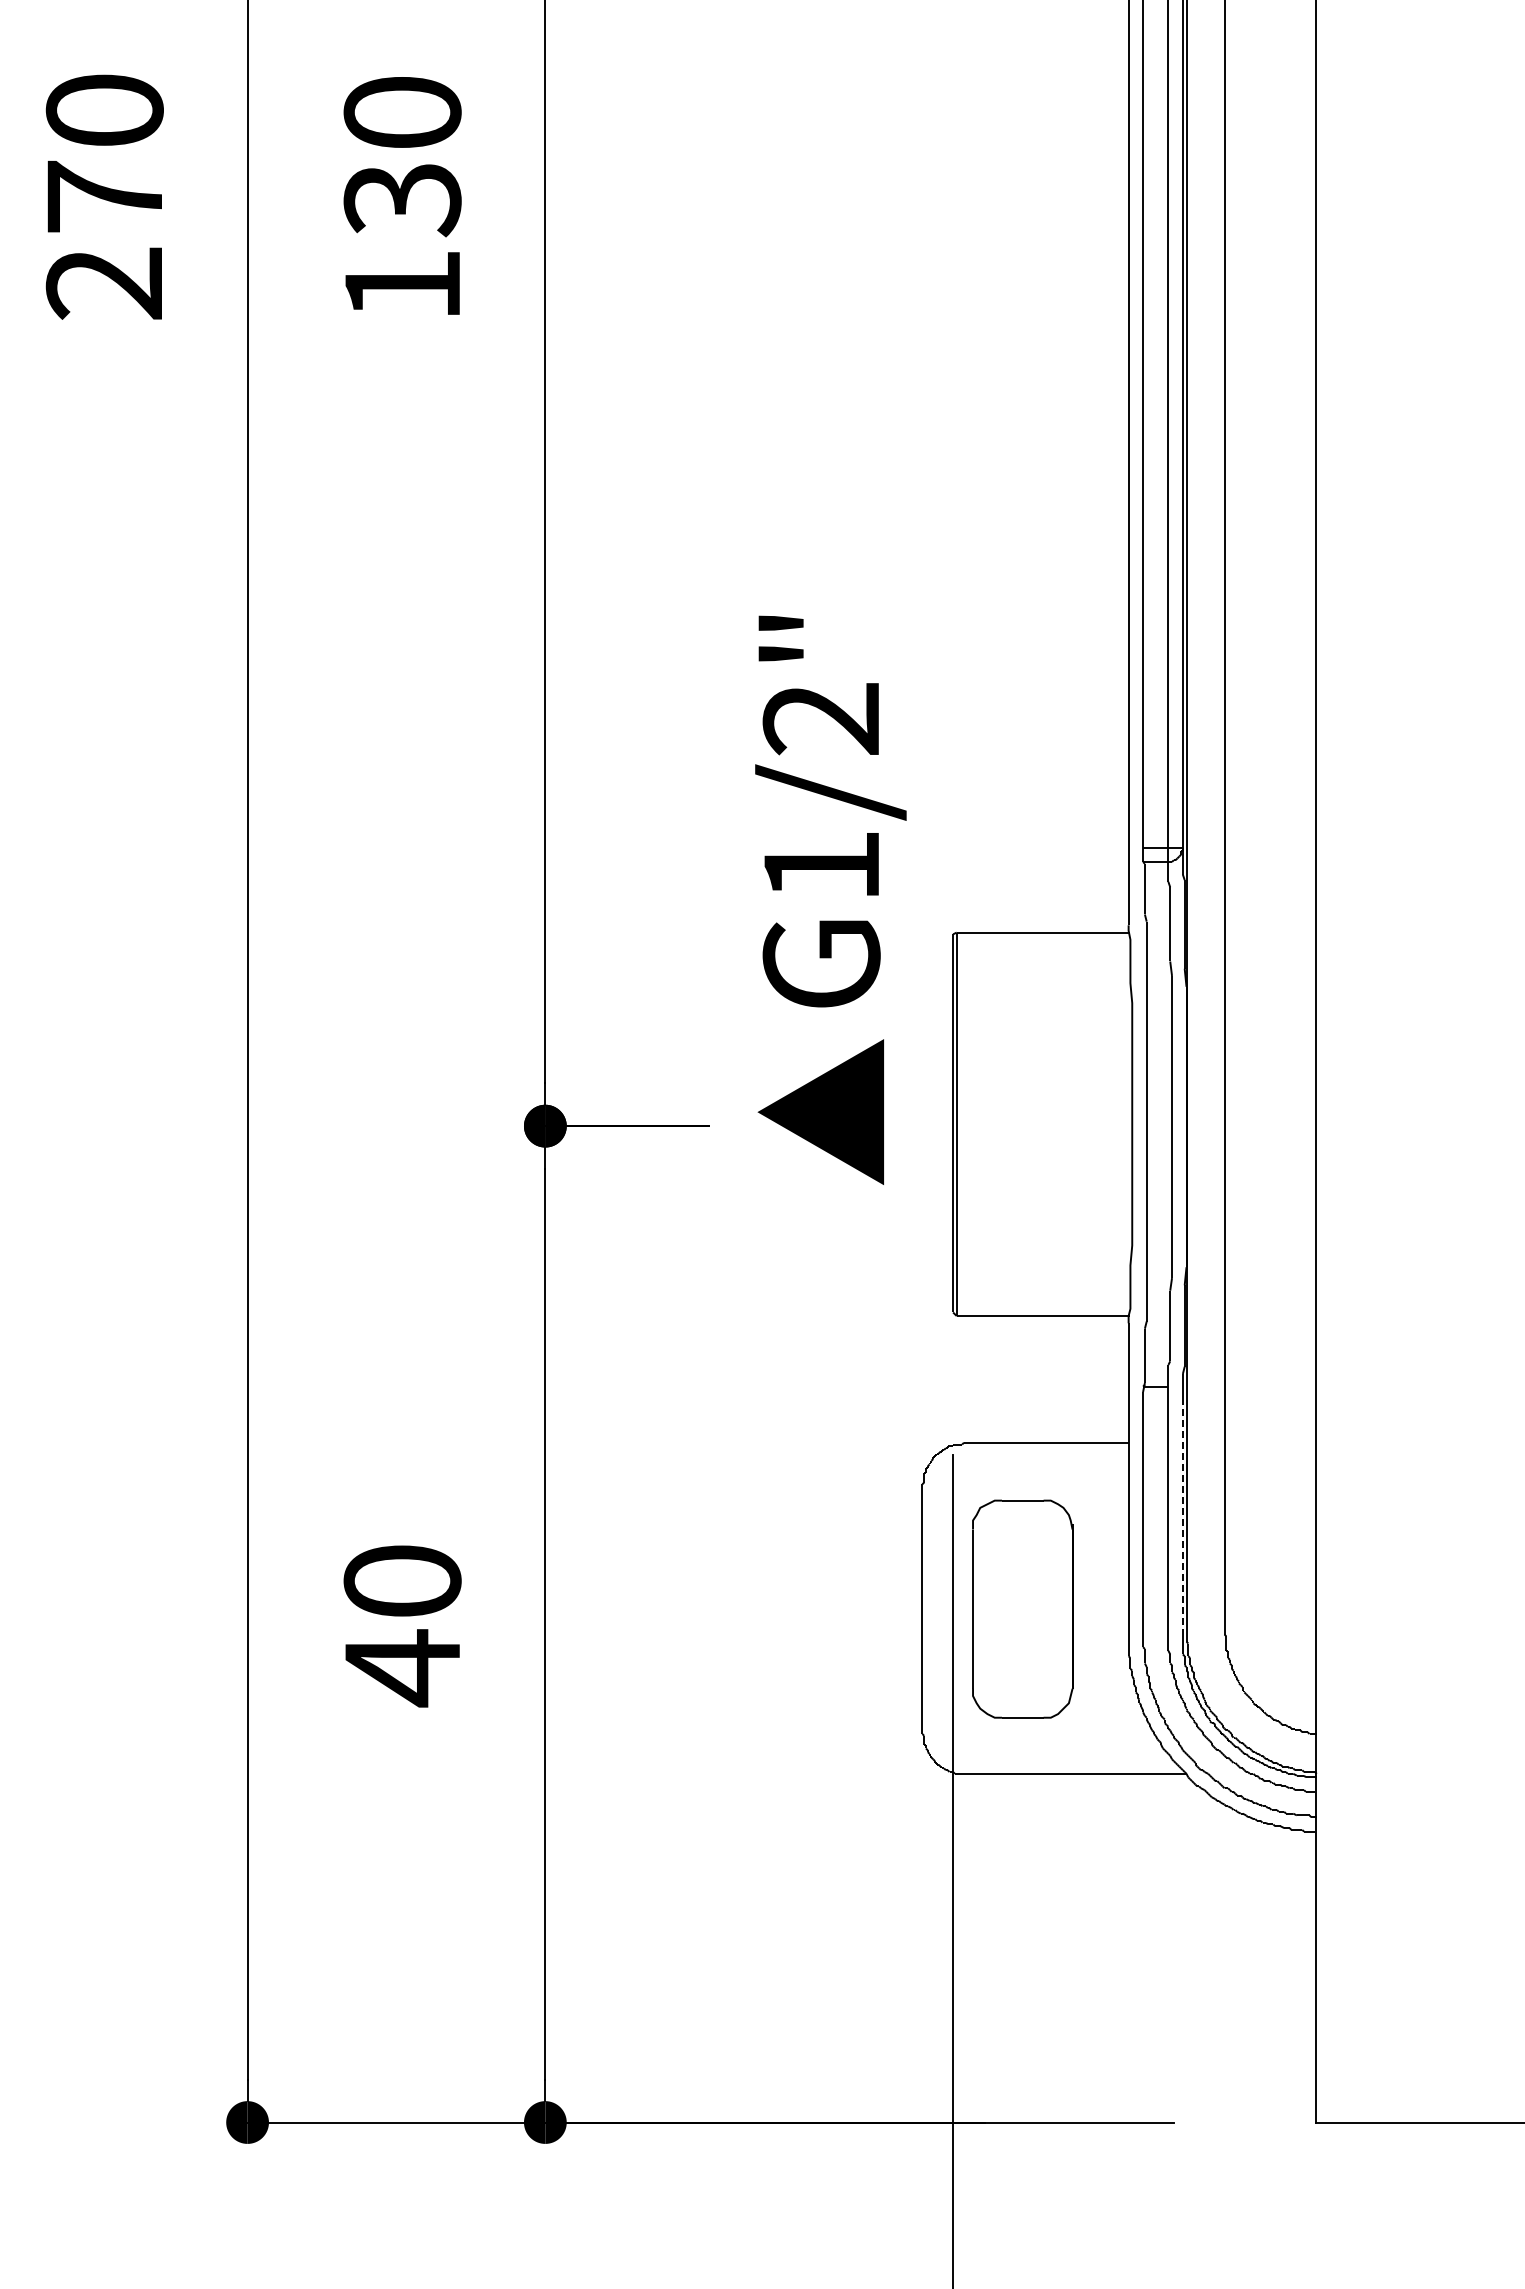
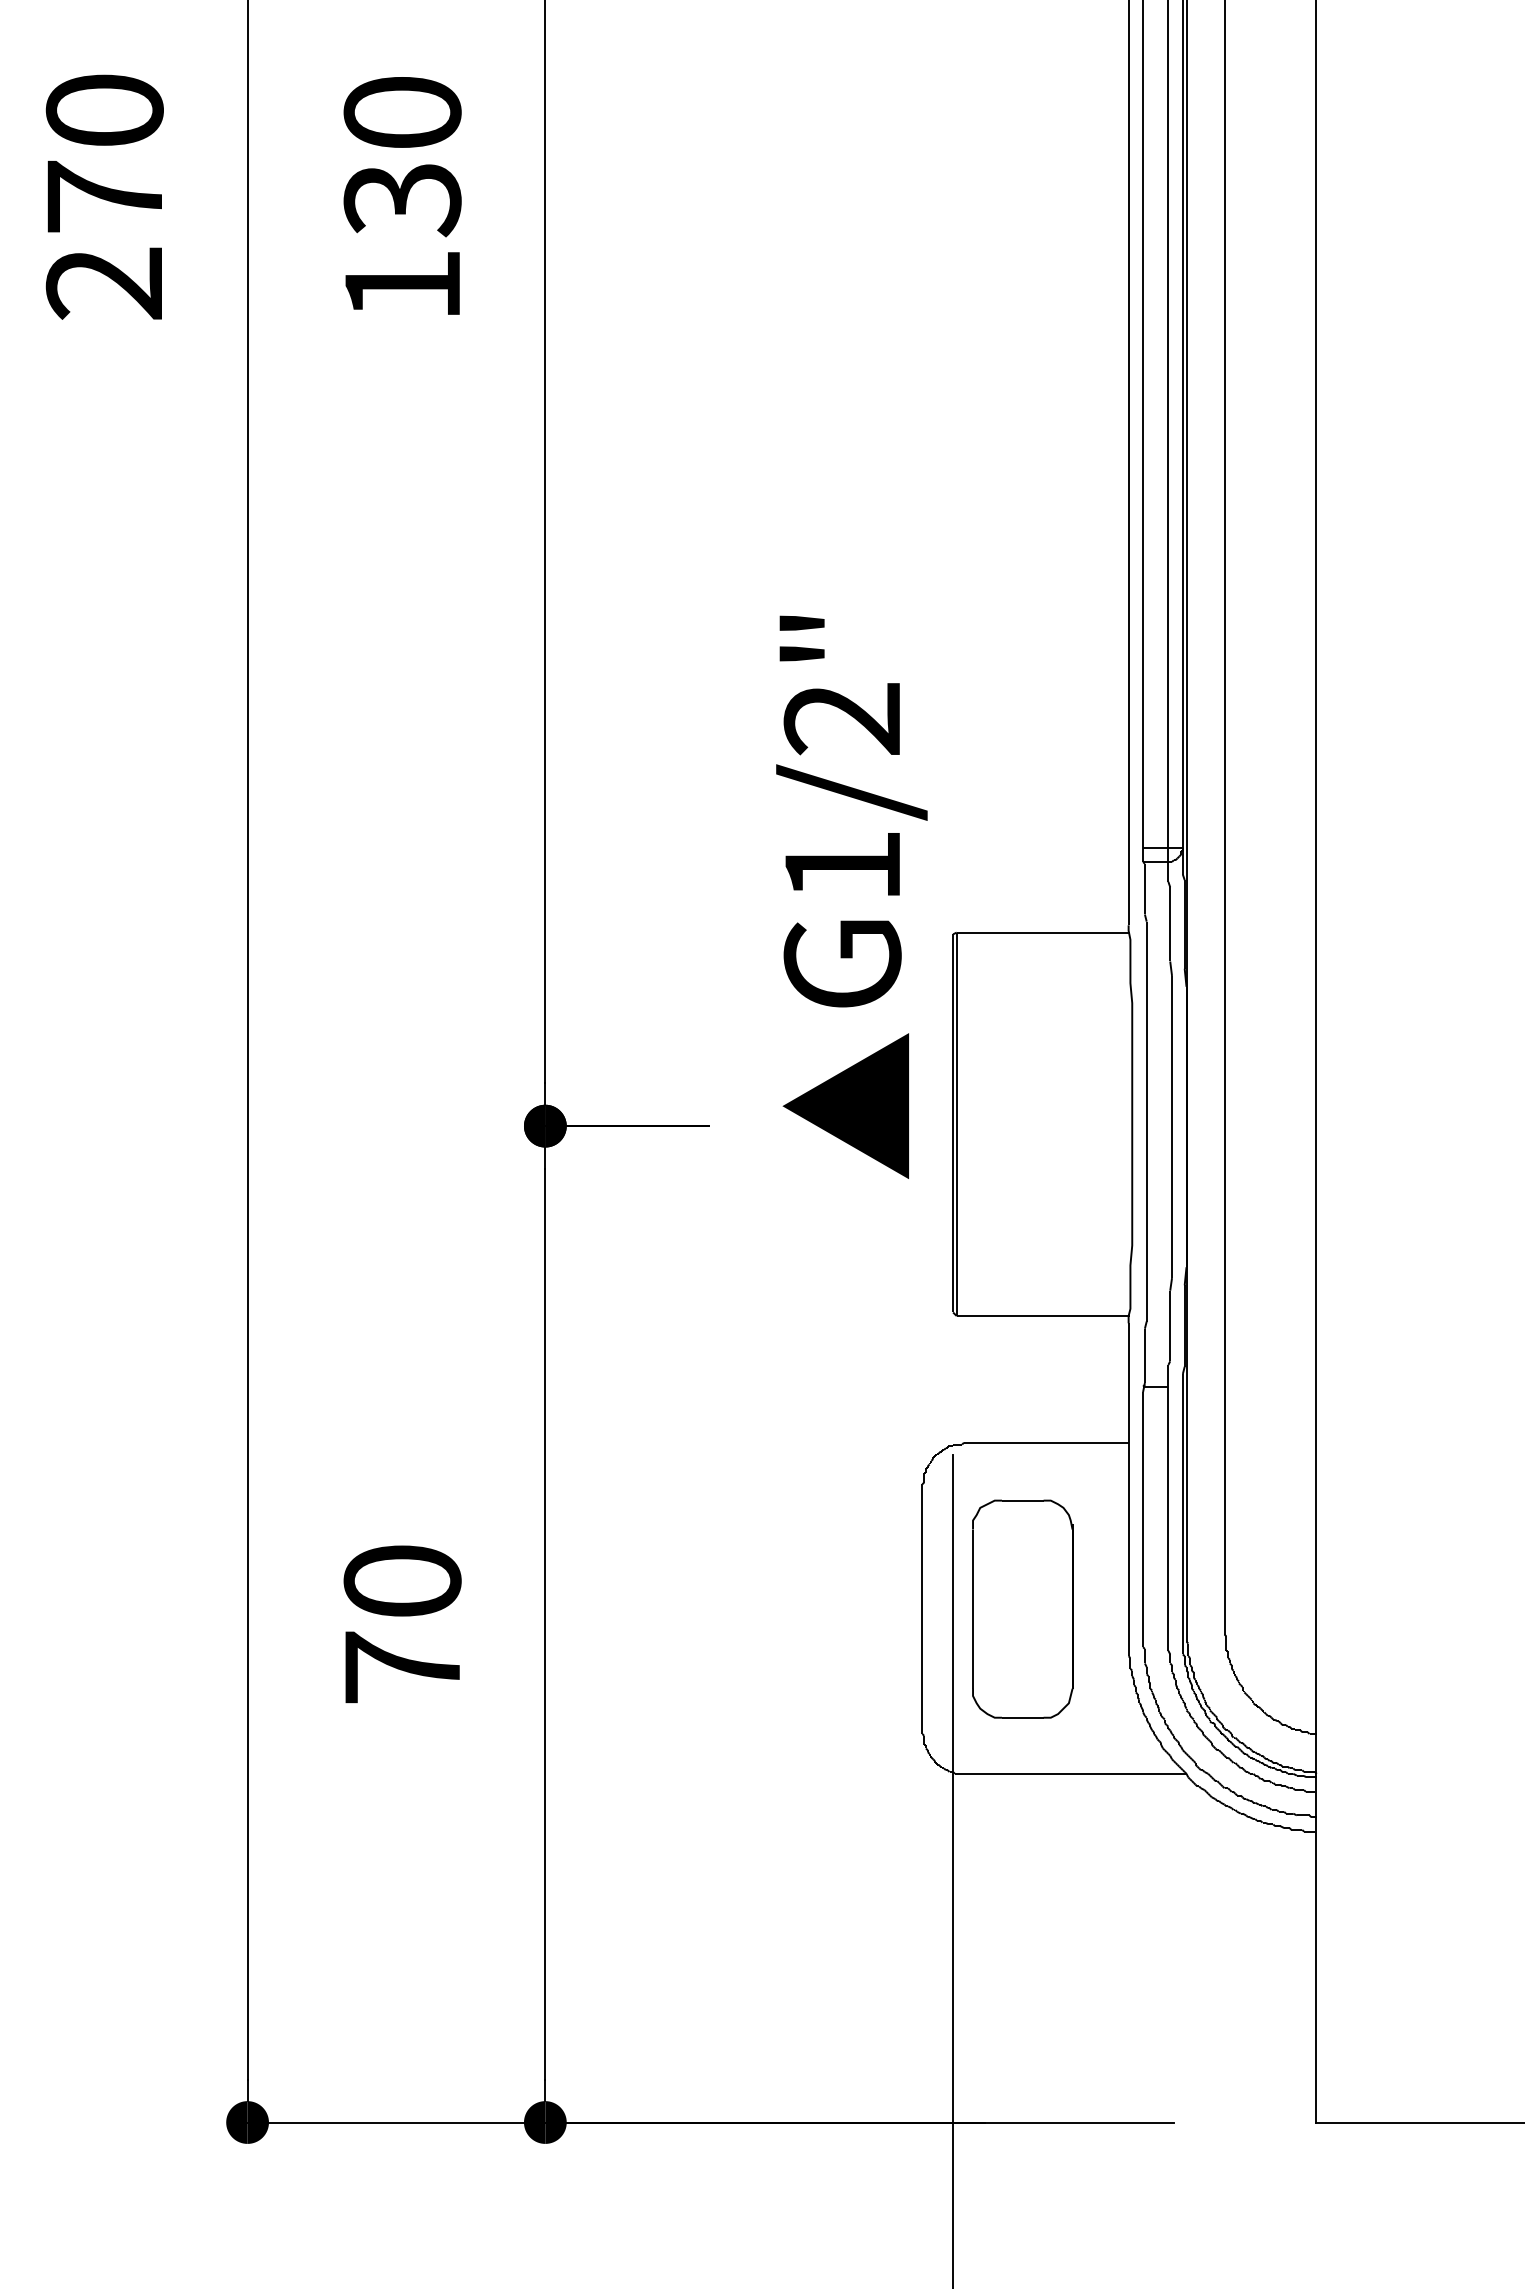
text position: (830, 811) -> (851, 811) (851, 811)
text position: (820, 1111) -> (845, 1105) (845, 1105)
line: dashed -> solid (1182, 1517)
text: 40 -> 70 (402, 1668)
